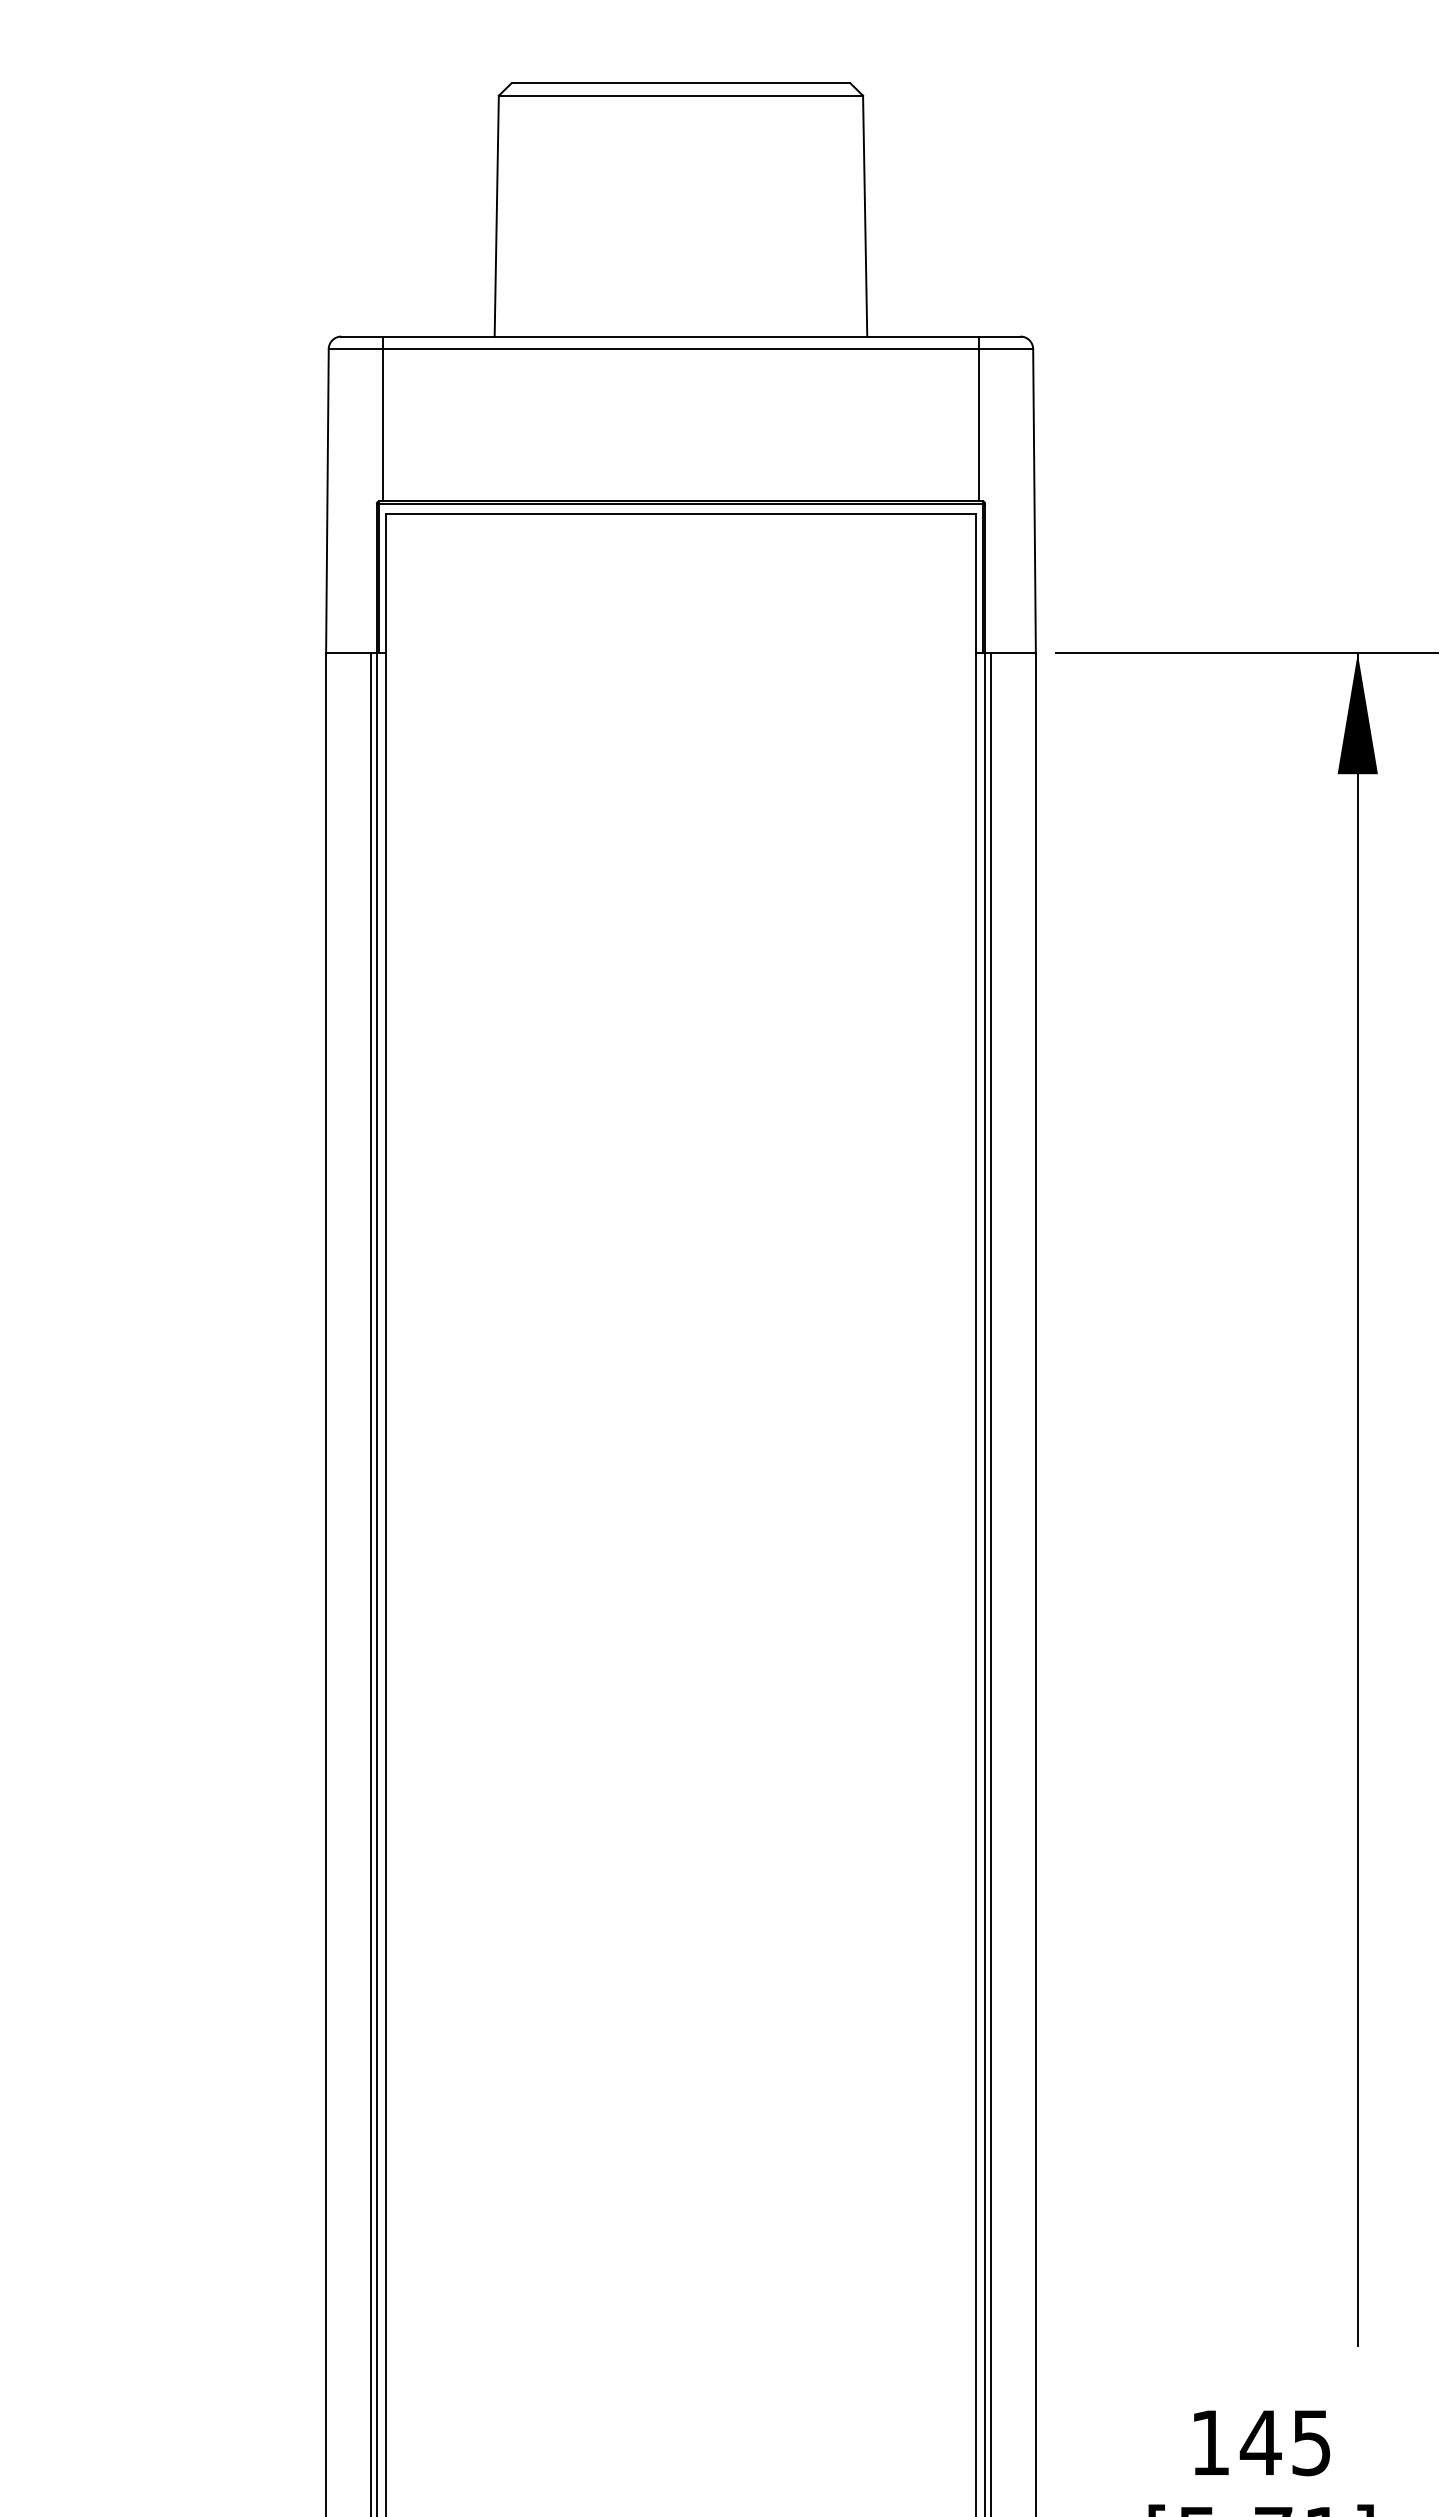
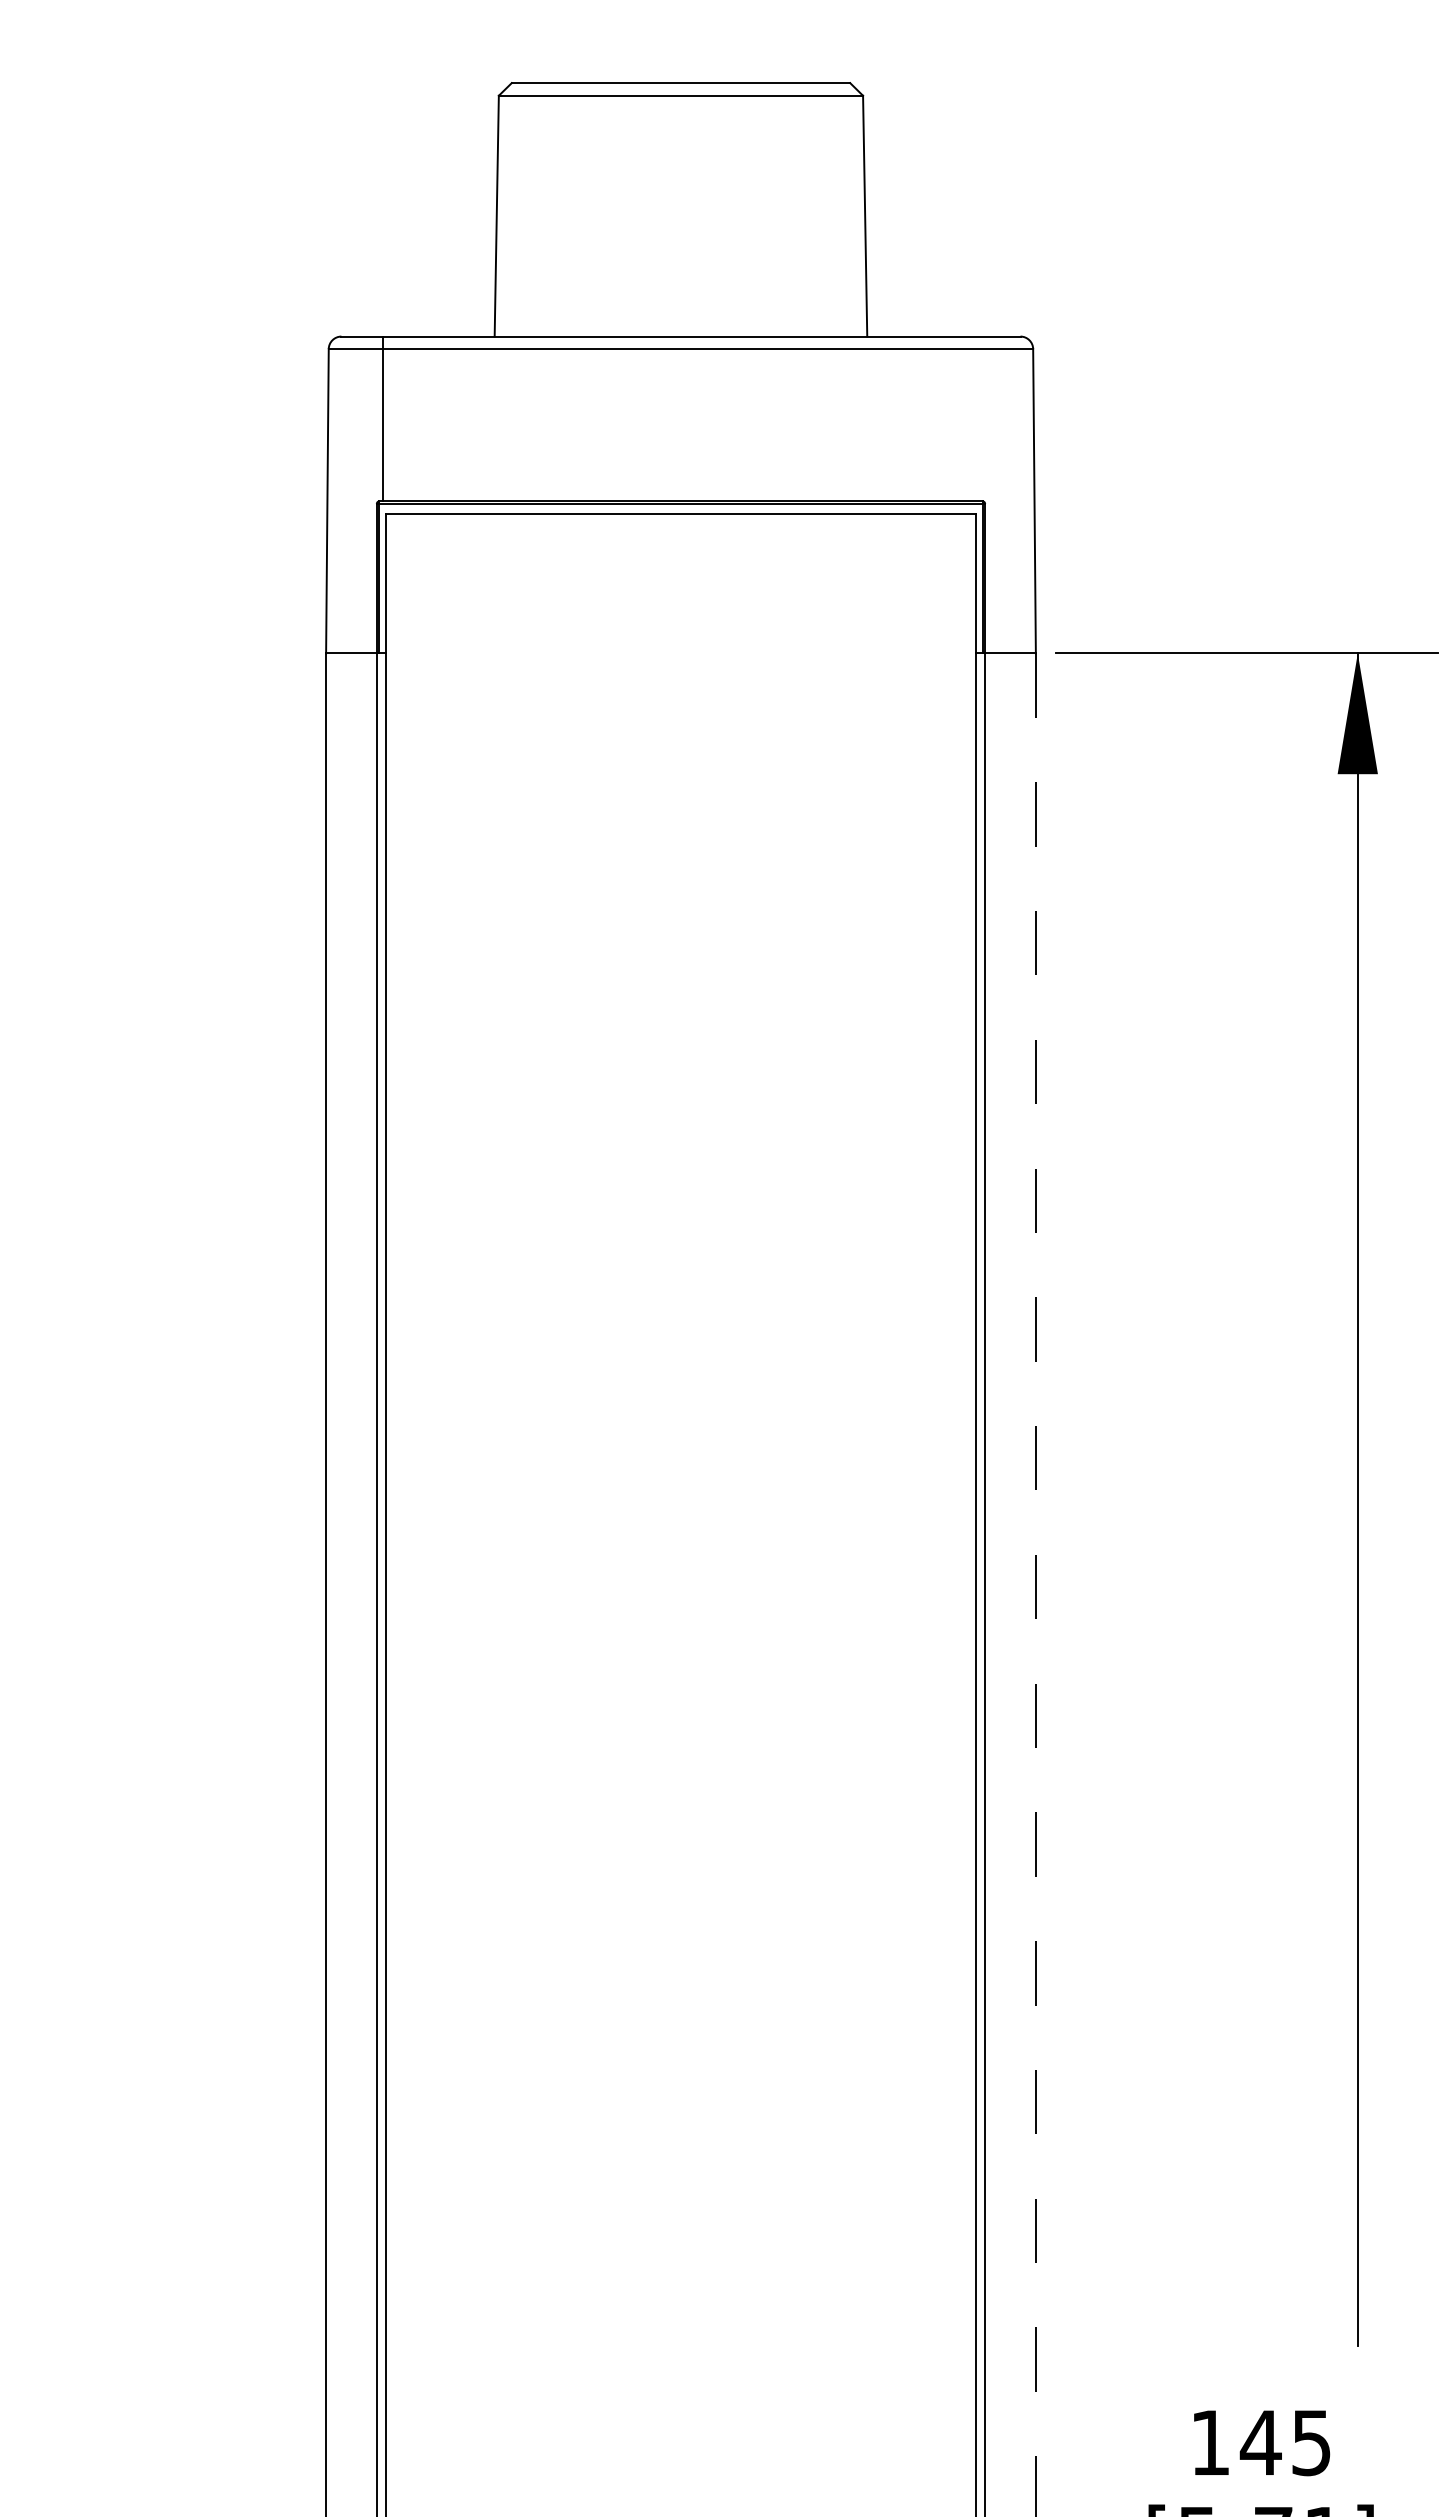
line: present -> none (978, 418)
line: present -> none (370, 1583)
line: present -> none (991, 1583)
line: solid -> dashed (1035, 1585)
